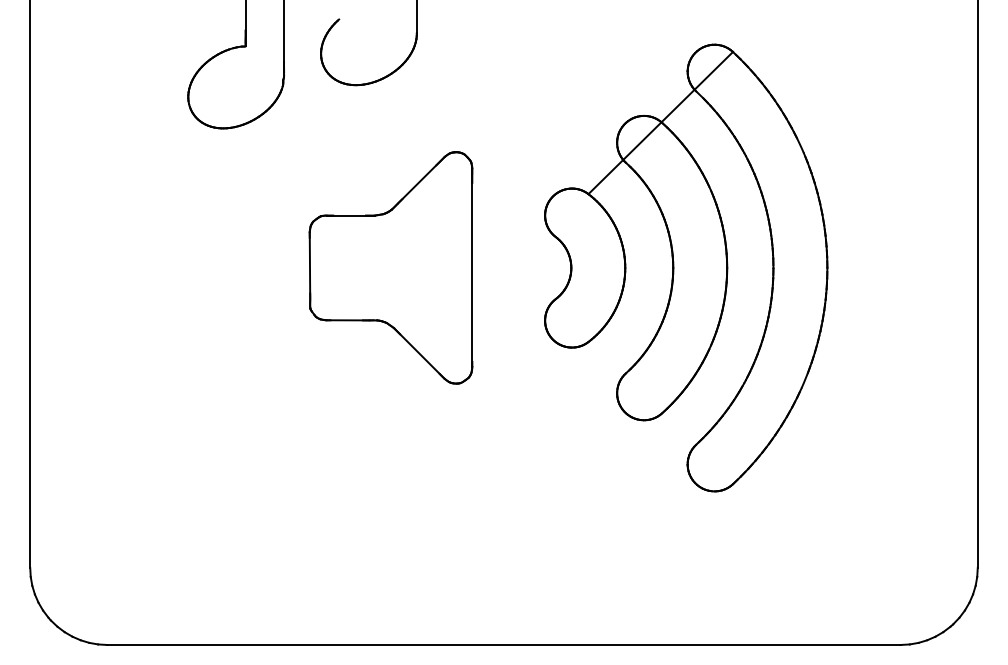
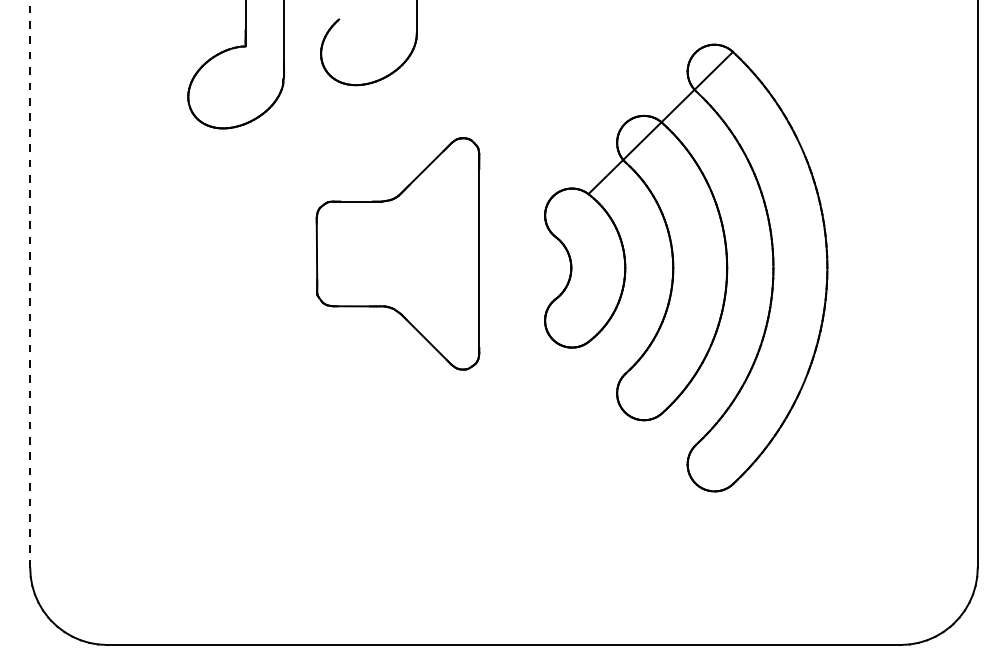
part position: (390, 267) -> (397, 253) (397, 253)
line: solid -> dashed (30, 284)
